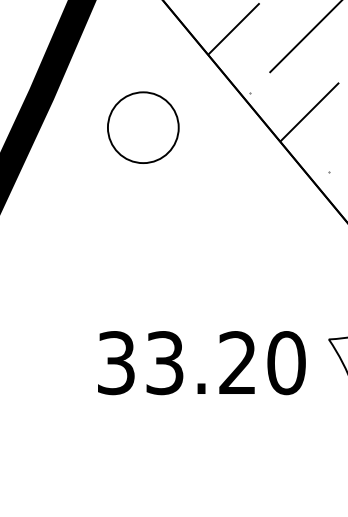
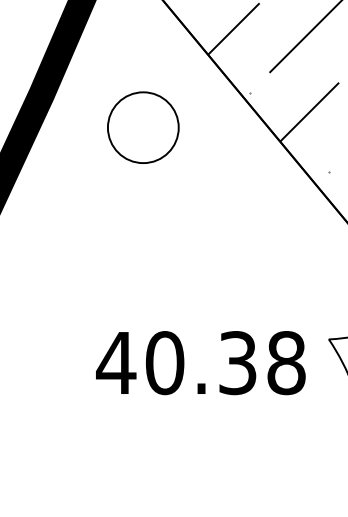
text: 33.20 -> 40.38 (200, 363)
